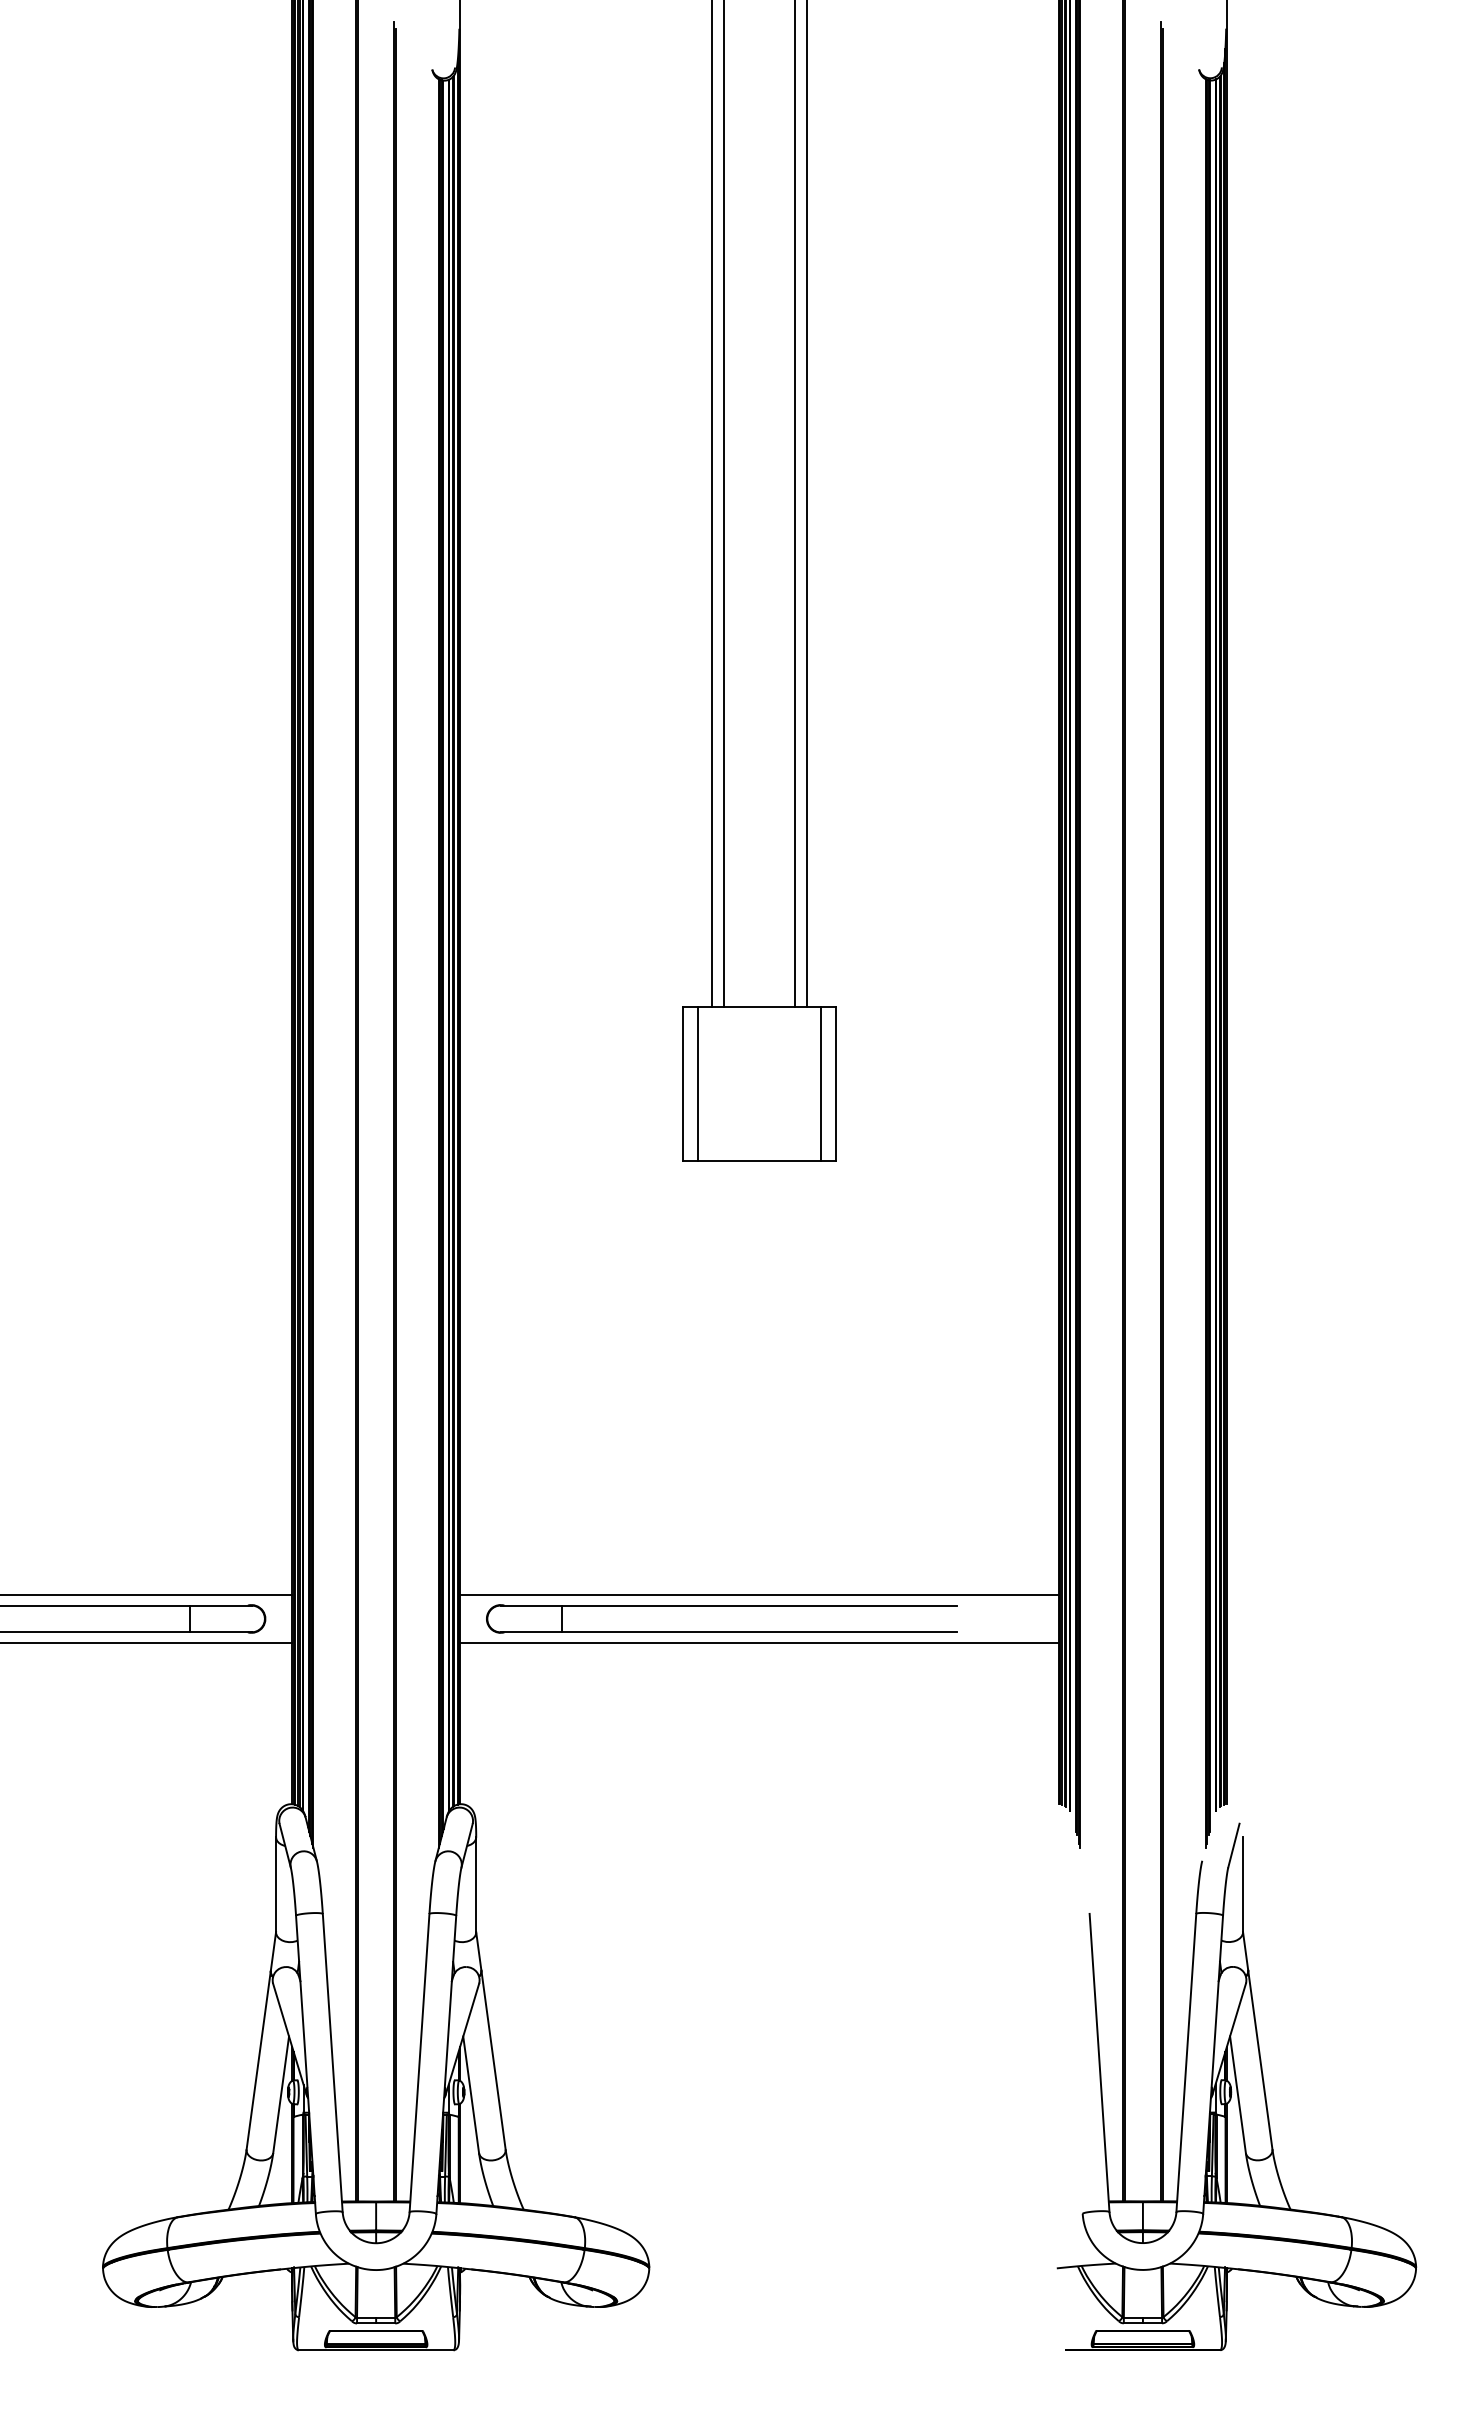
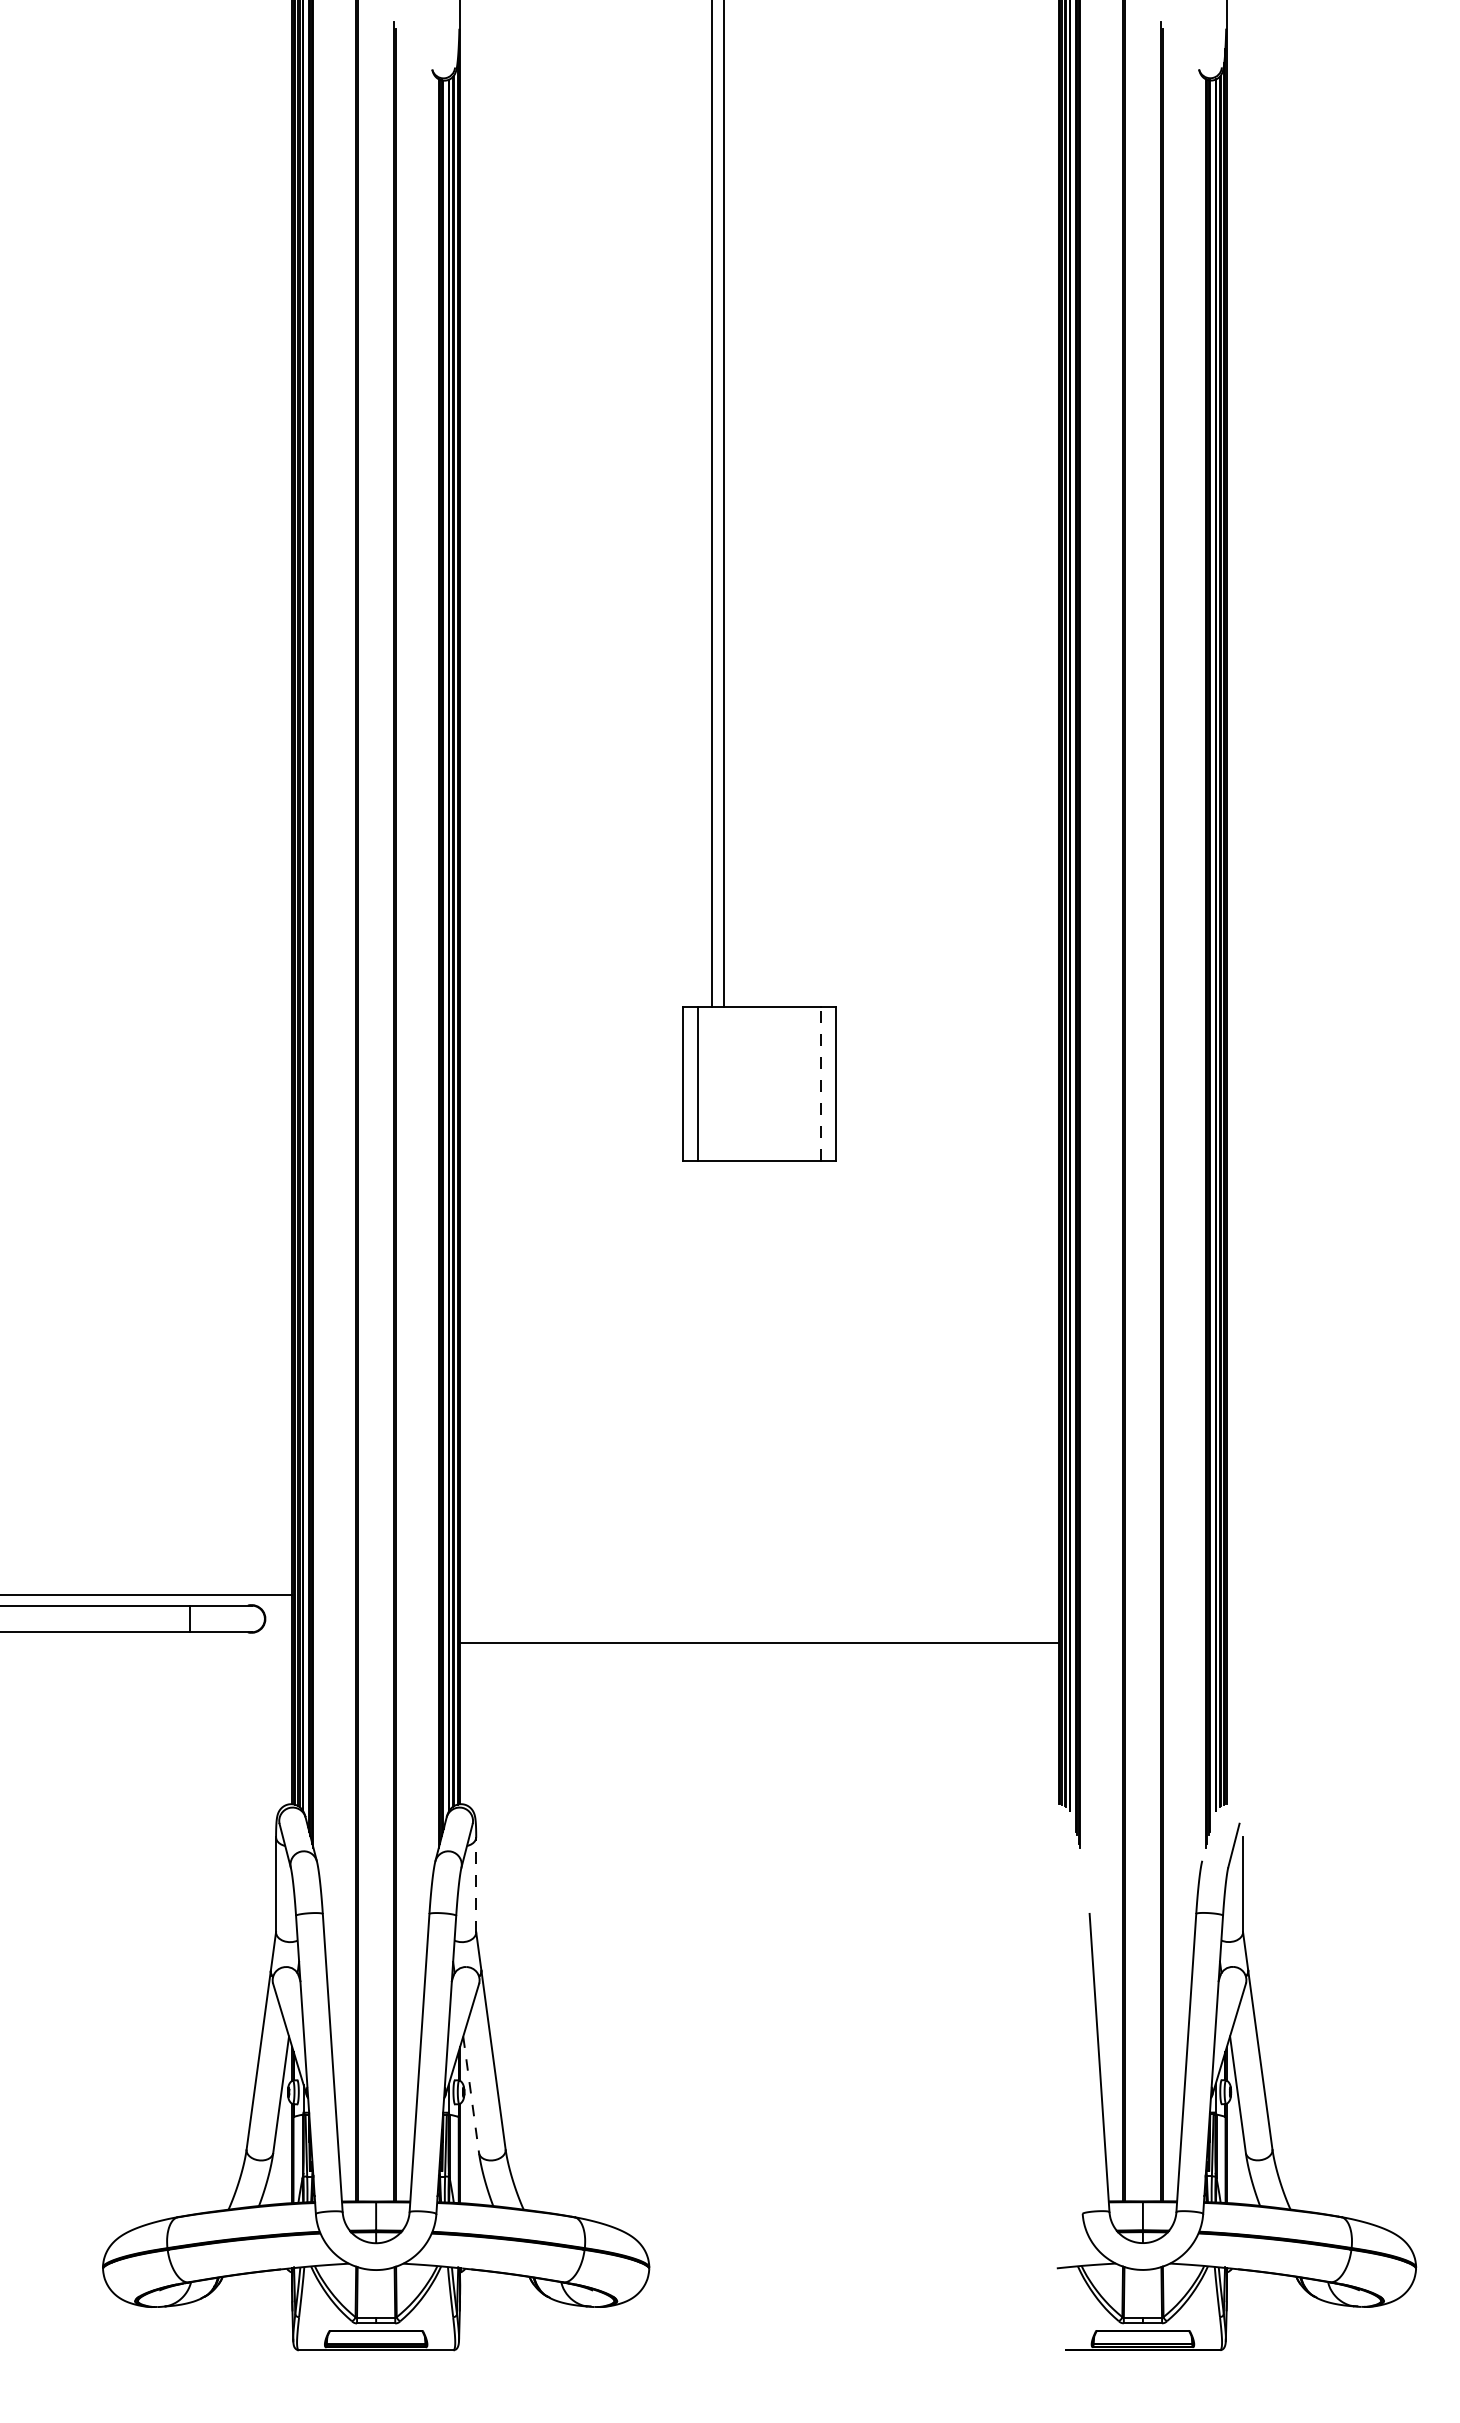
line: present -> none (795, 504)
line: present -> none (807, 504)
line: solid -> dashed (820, 1084)
line: present -> none (759, 1595)
part: present -> none (721, 1606)
line: present -> none (147, 1642)
line: solid -> dashed (476, 1884)
line: solid -> dashed (471, 2094)
